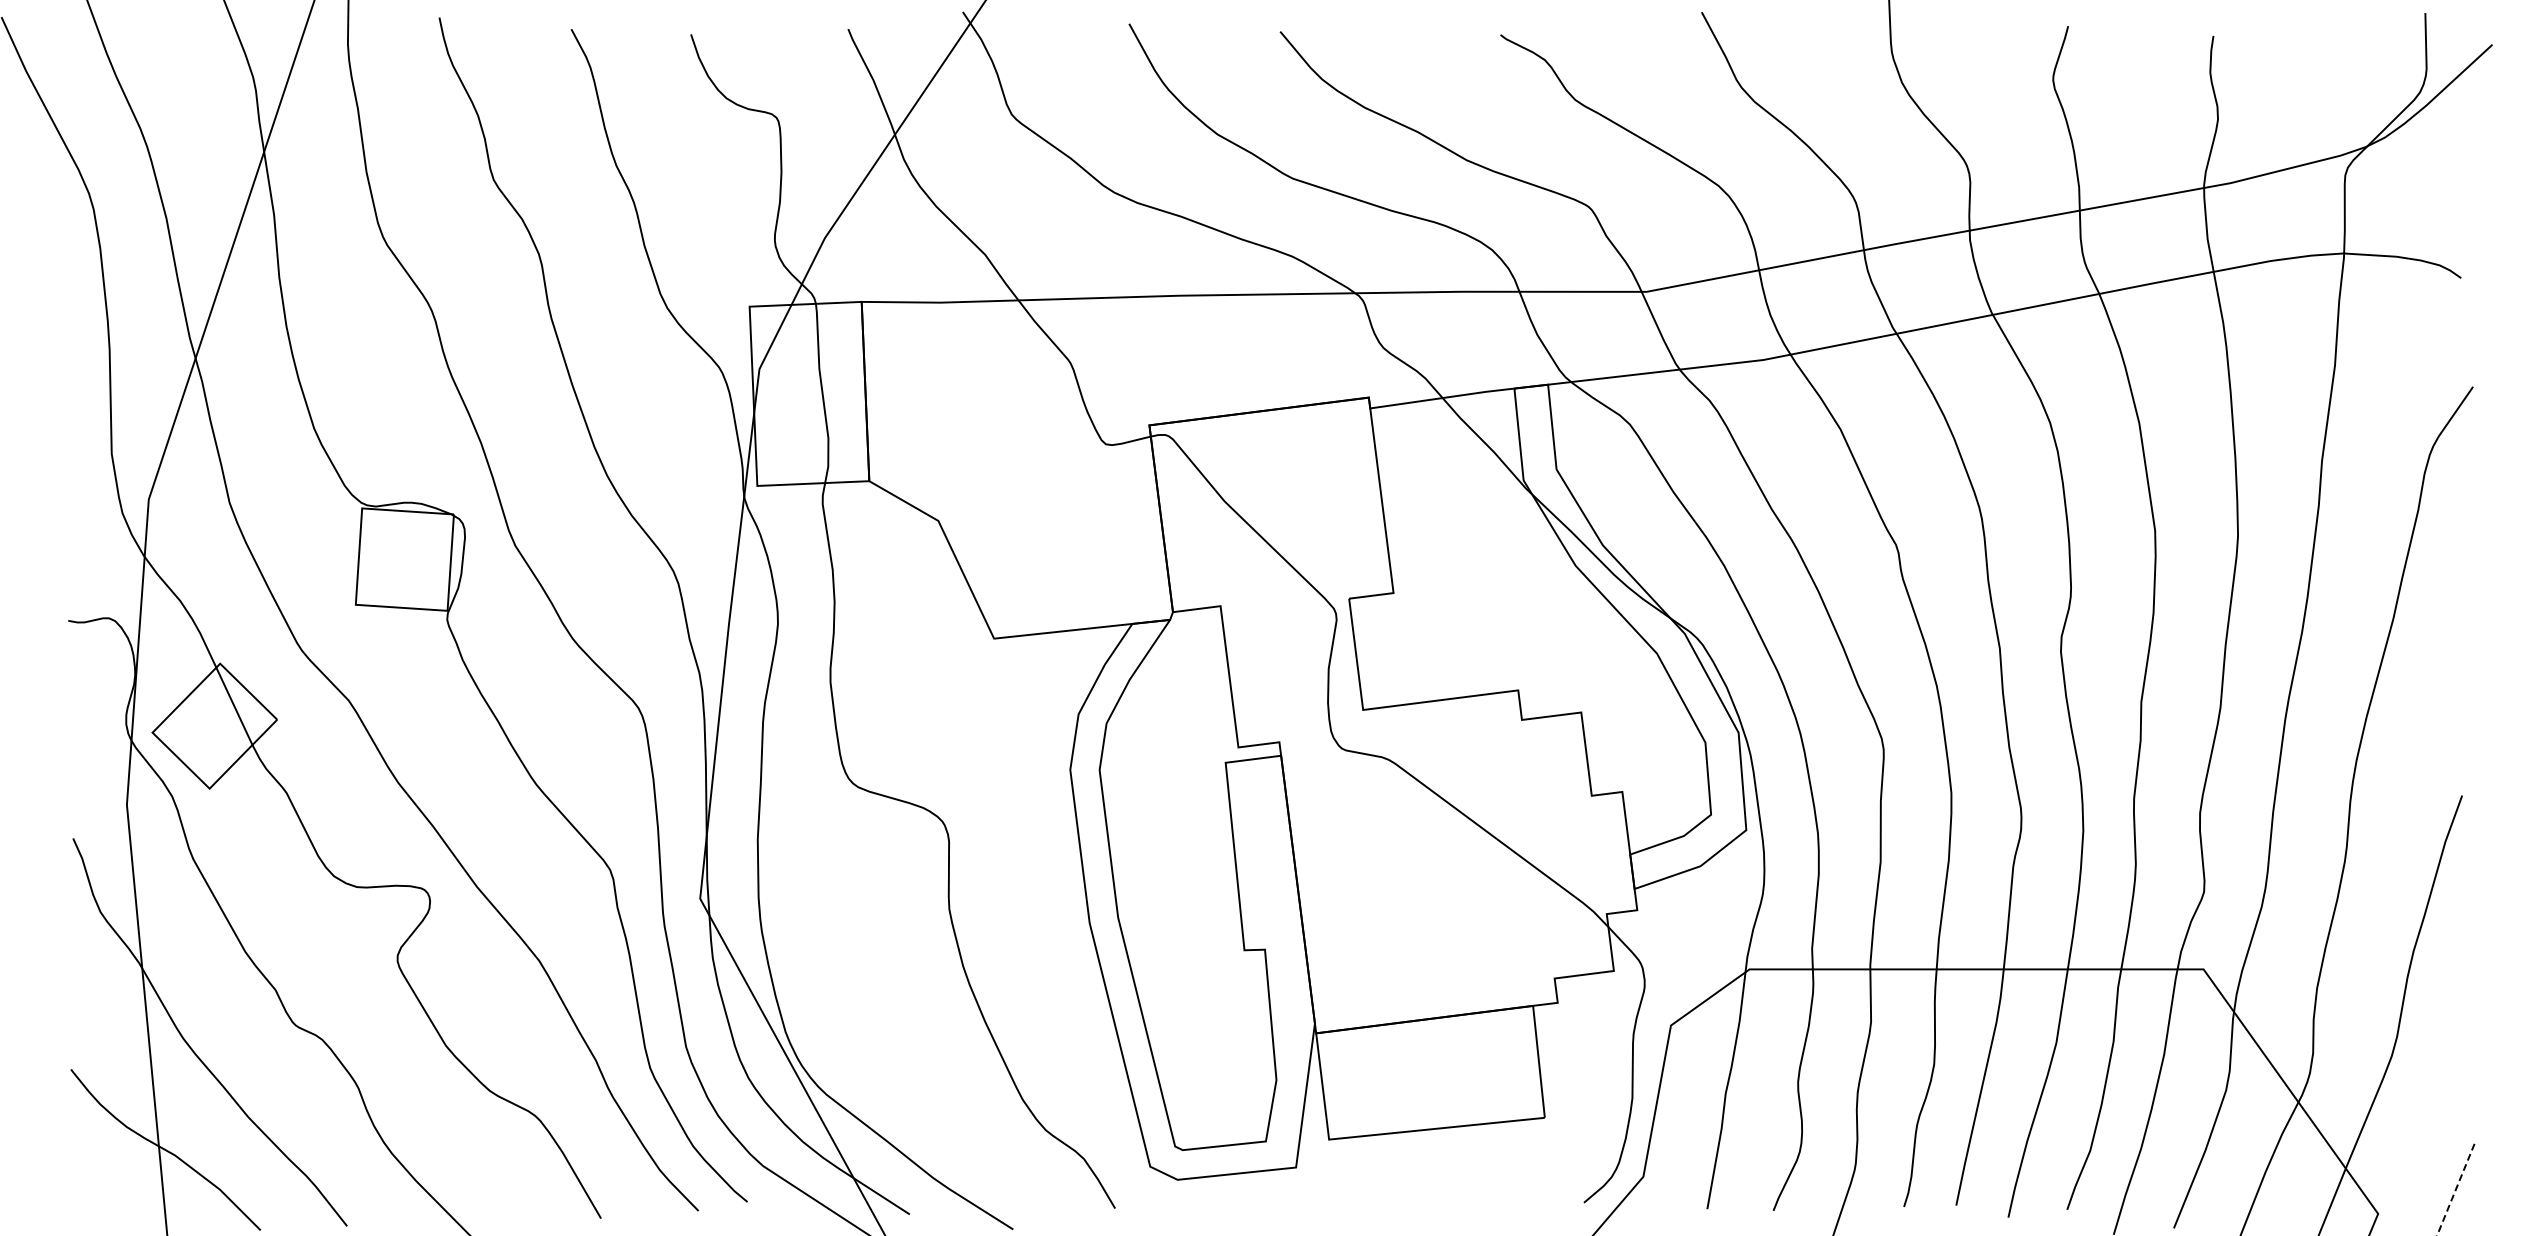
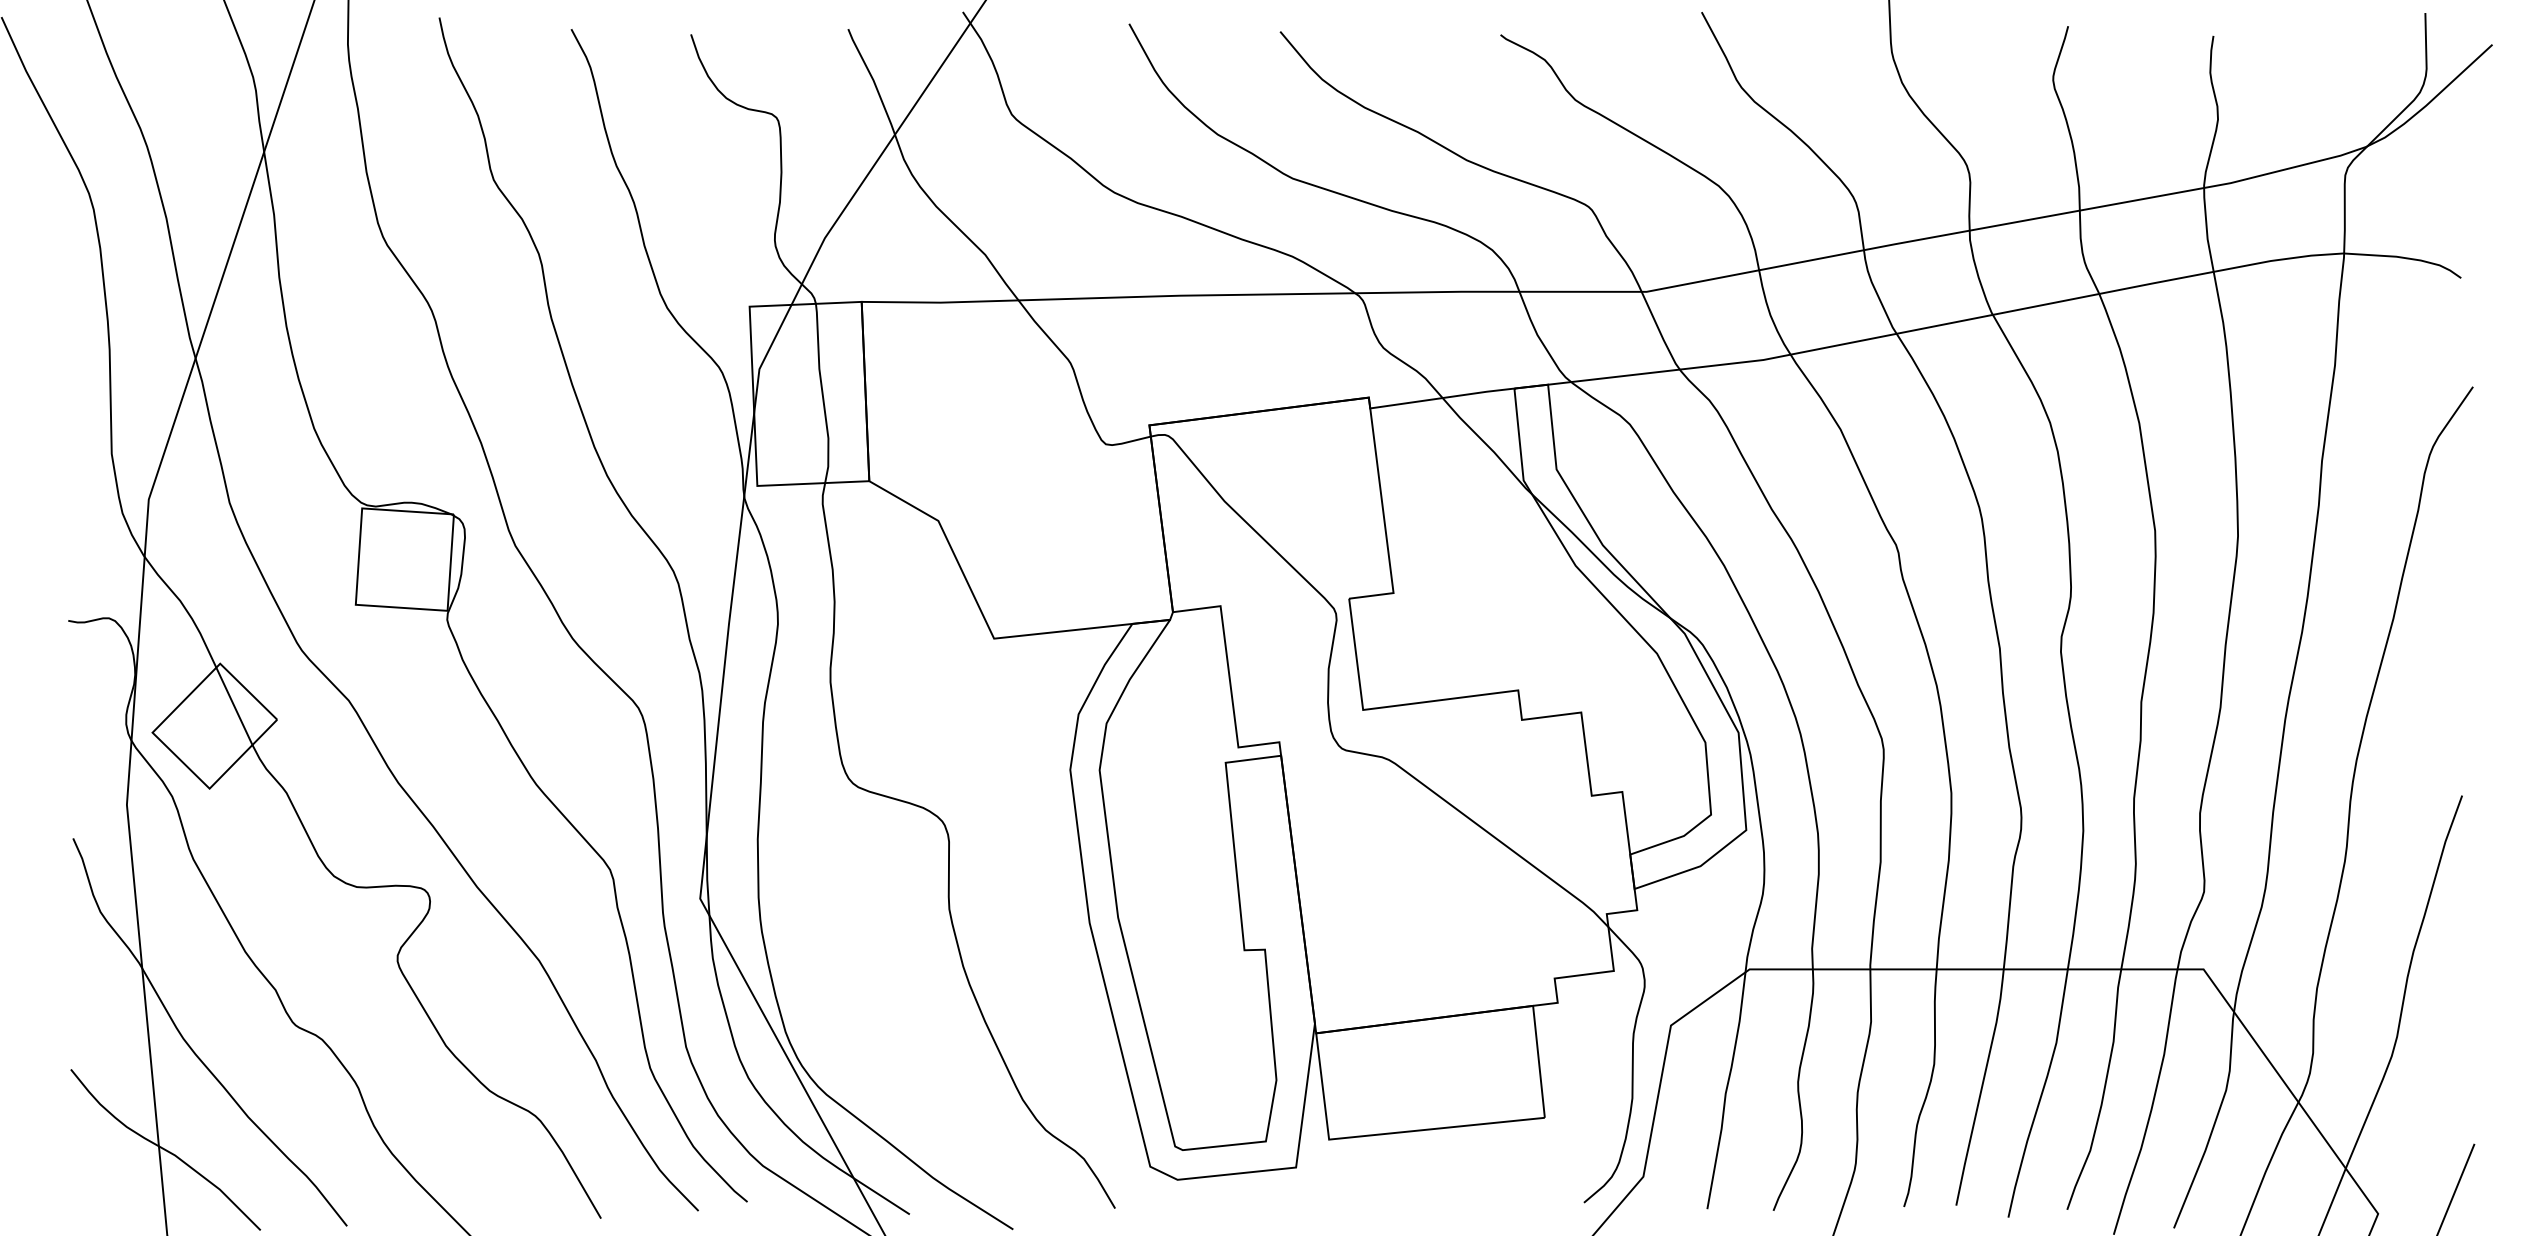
line: dashed -> solid (2455, 1189)
